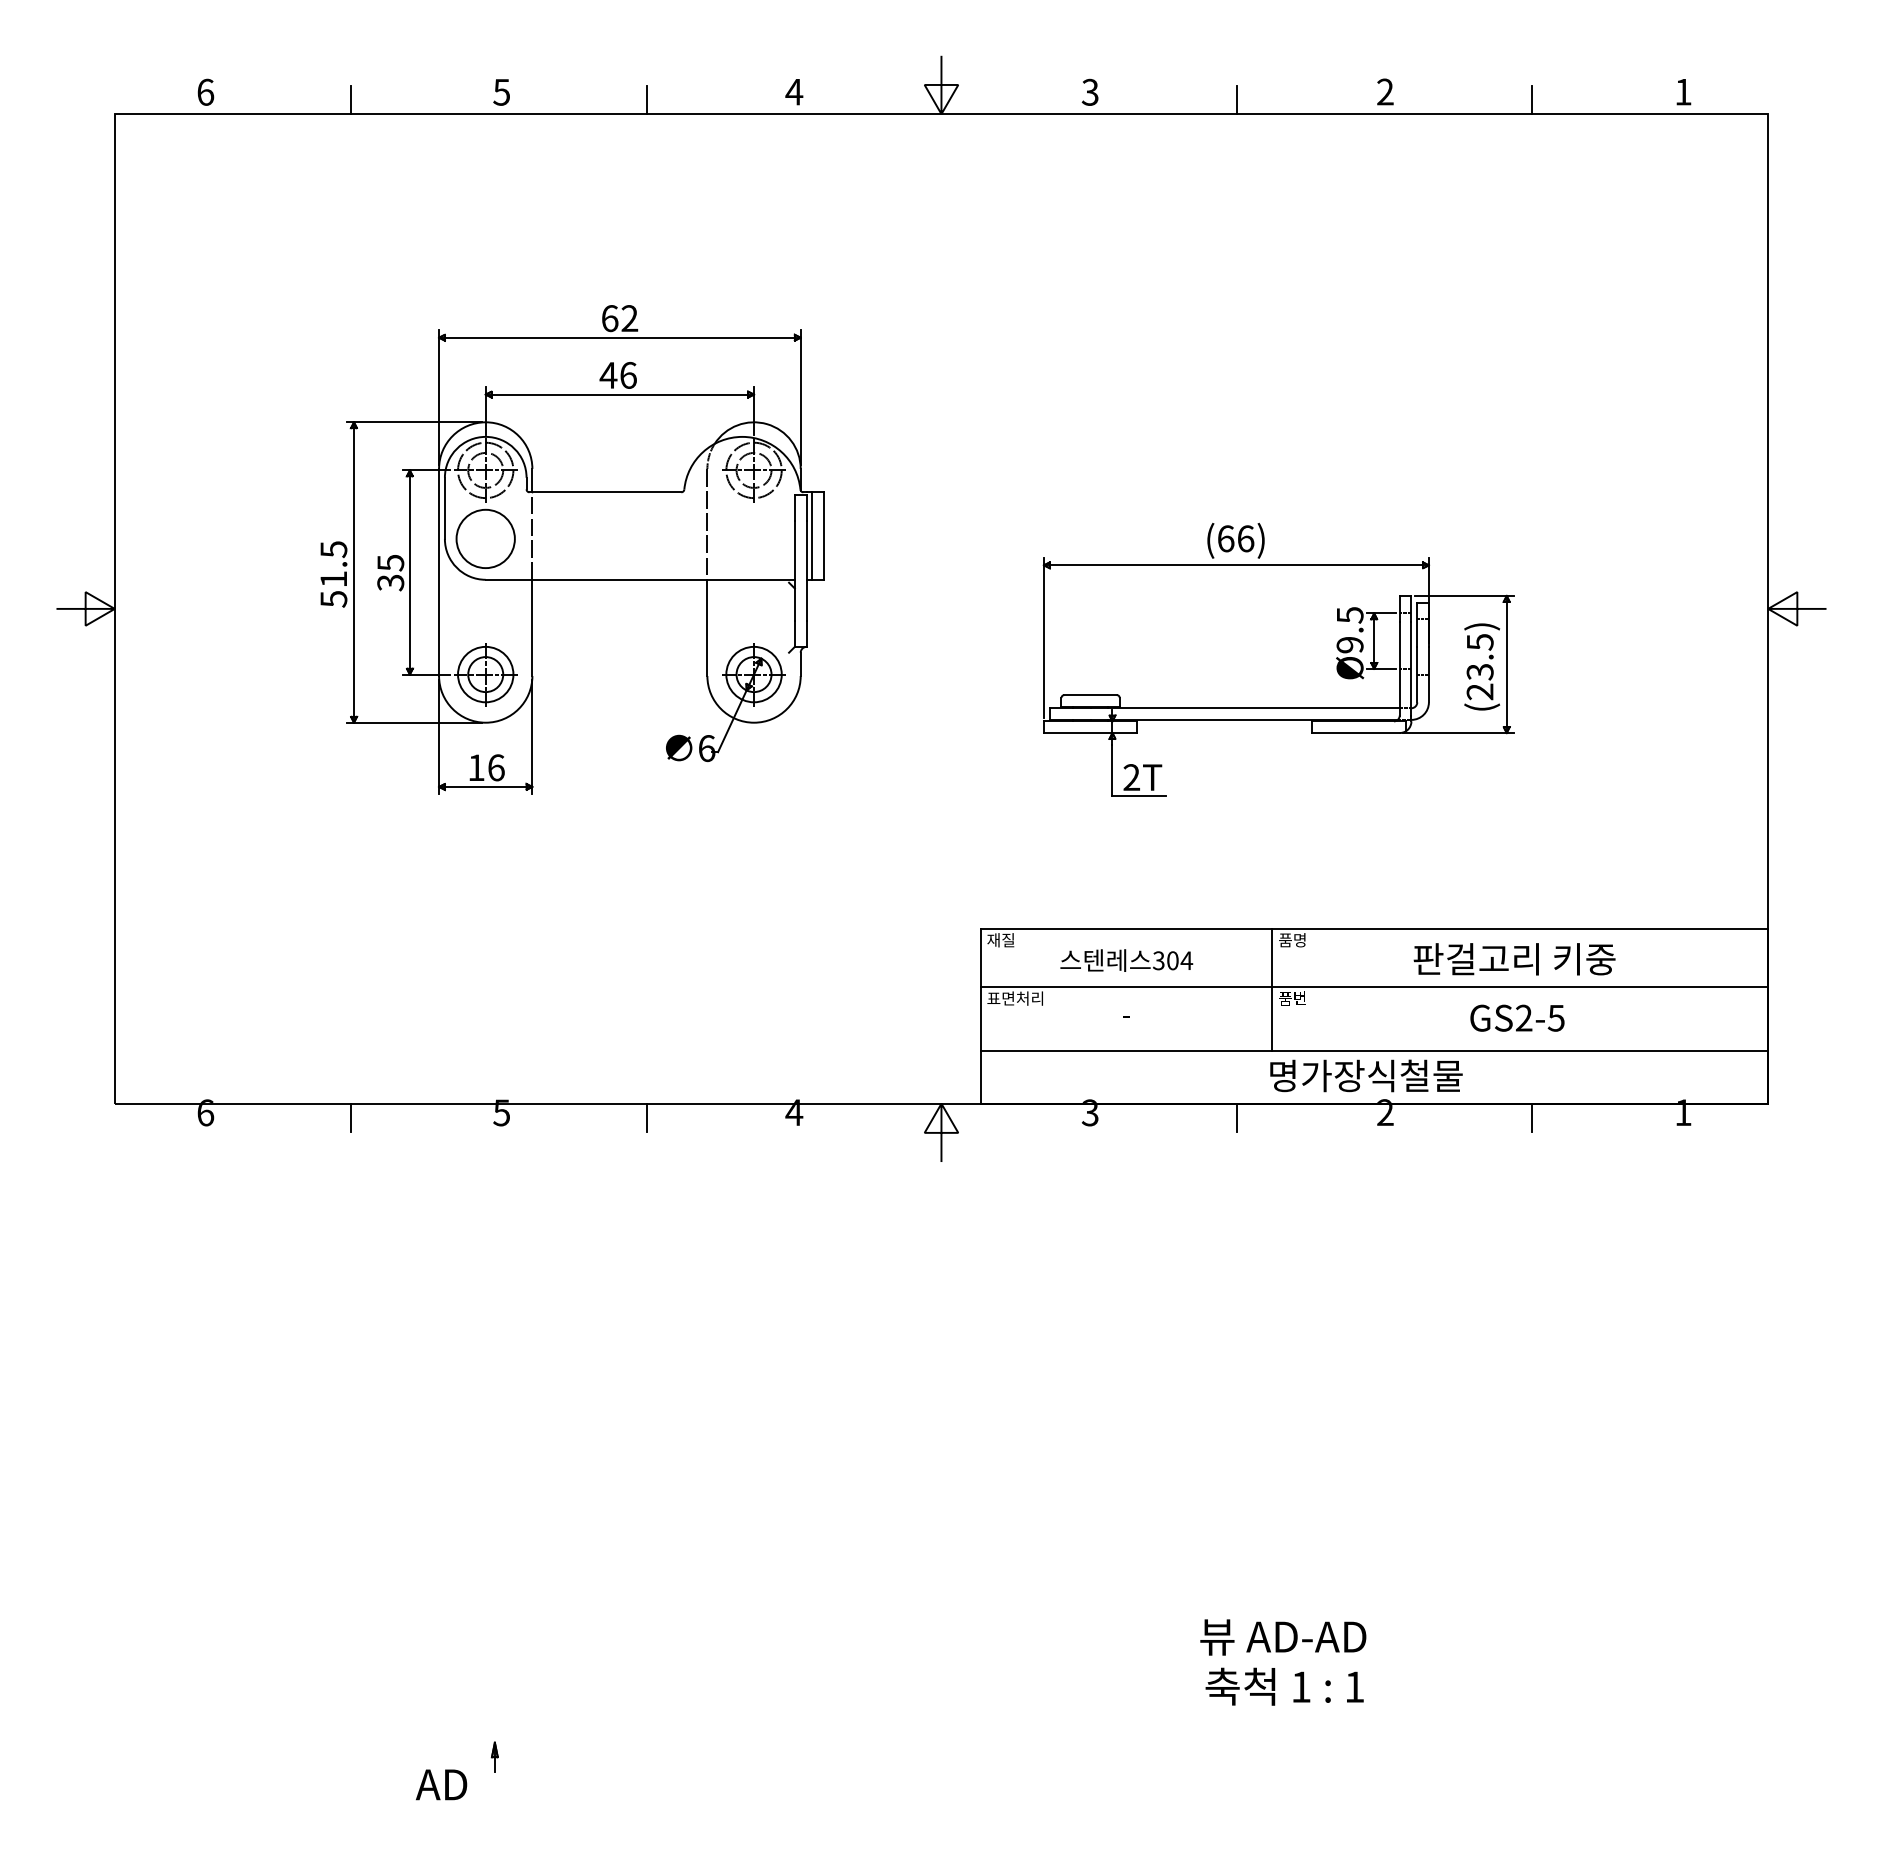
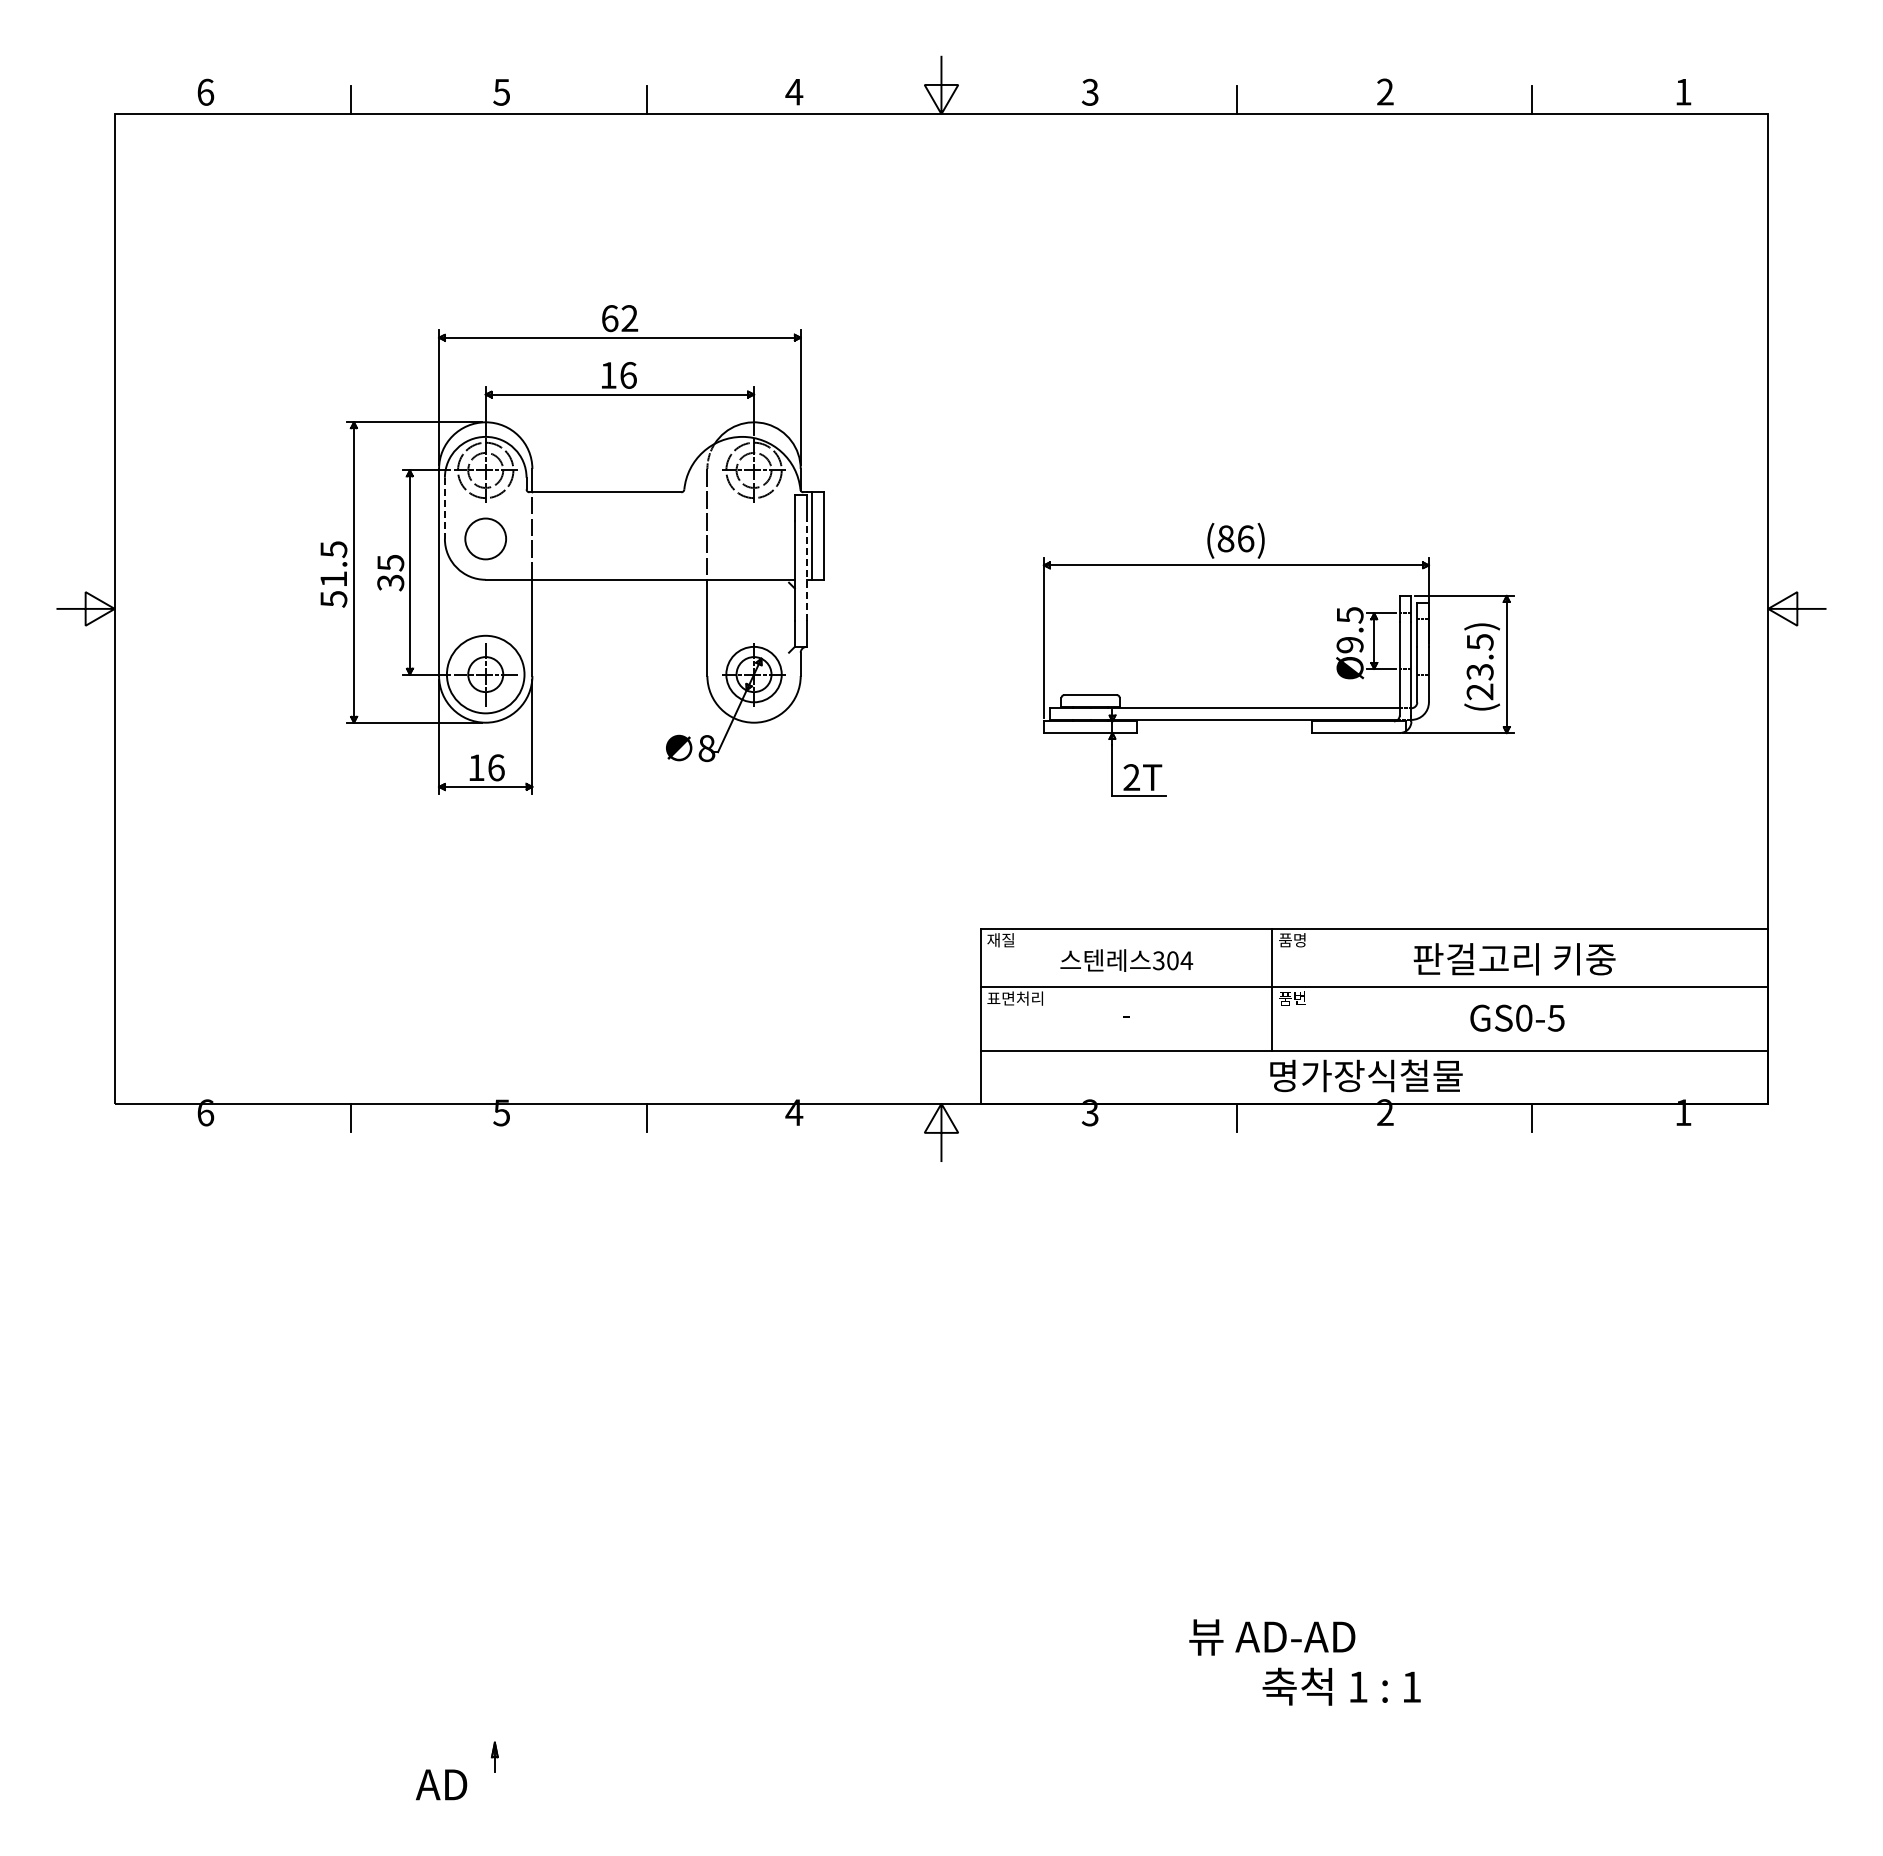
text: 46 -> 16 (608, 375)
line: solid -> dashed (444, 508)
circle diameter: 58 px -> 41 px (485, 538)
text: (66) -> (86) (1225, 538)
line: solid -> dashed (806, 571)
circle diameter: 55 px -> 78 px (485, 674)
text: 6 -> 8 (706, 748)
text: GS2-5 -> GS0-5 (1524, 1017)
text position: (1283, 1637) -> (1272, 1637) (1272, 1637)
text position: (1284, 1686) -> (1341, 1686) (1341, 1686)
